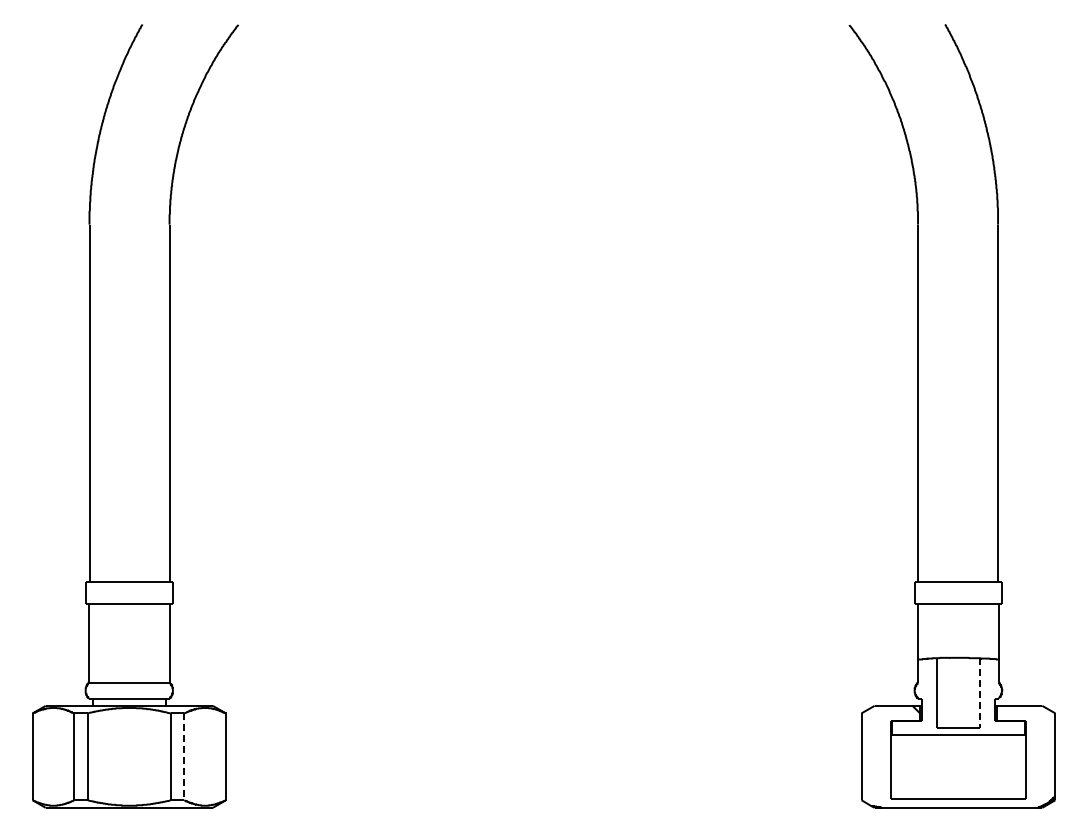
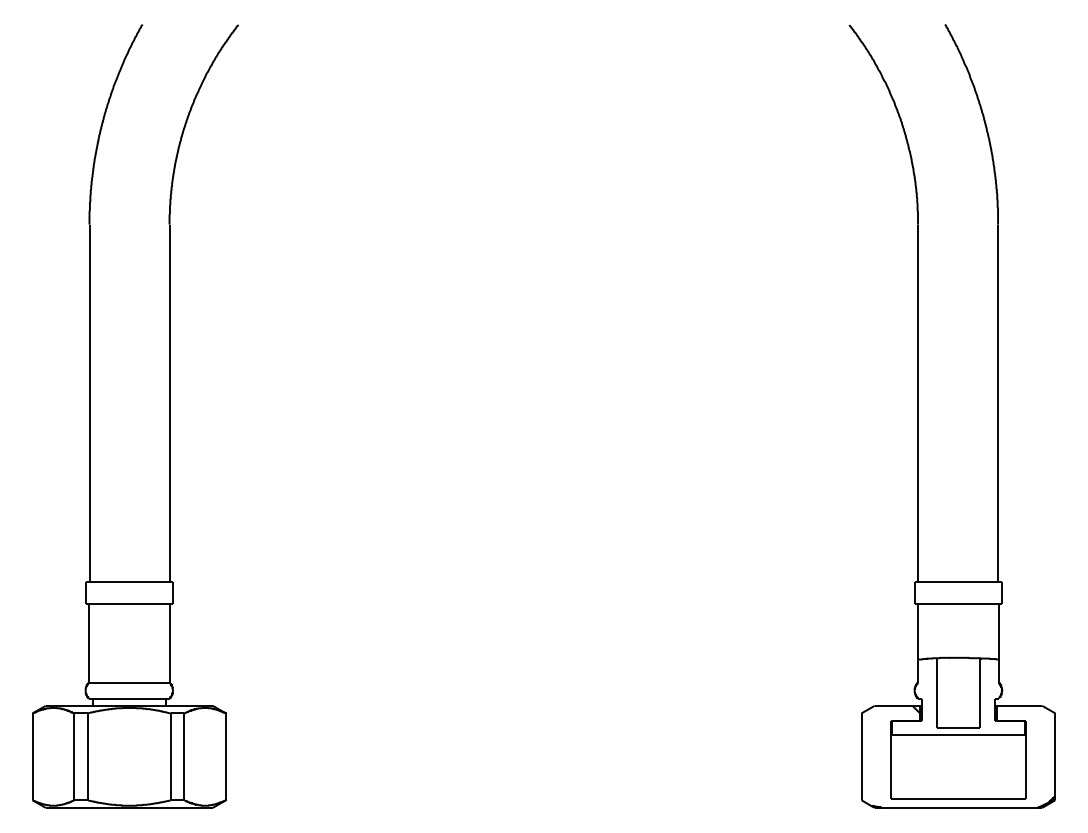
line: dashed -> solid (980, 692)
line: dashed -> solid (184, 757)
